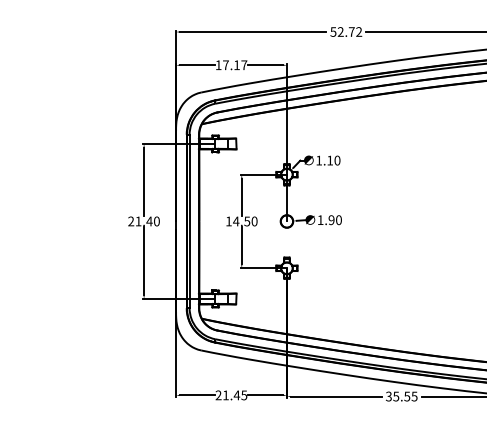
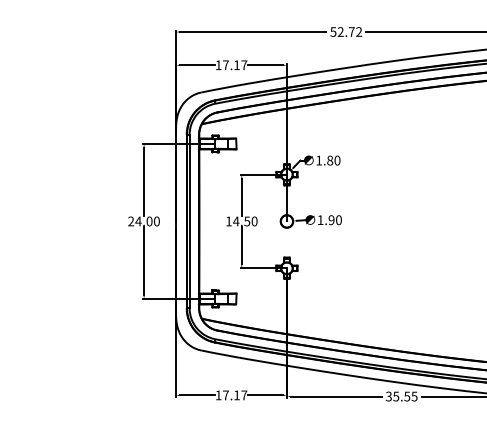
text: 1.10 -> 1.80 (330, 160)
text: 21.40 -> 24.00 (143, 221)
text: 21.45 -> 17.17 (231, 395)
